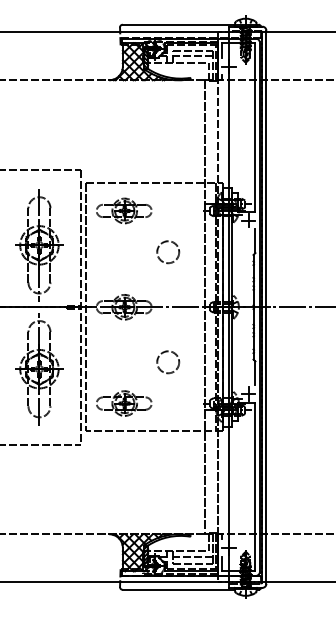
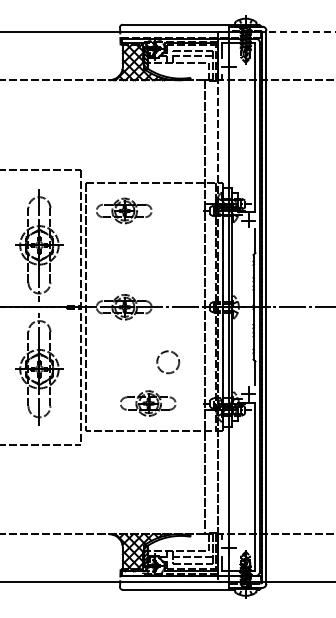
line: solid -> dashed (300, 32)
circle: present -> none (168, 252)
part position: (124, 403) -> (148, 403) (148, 403)
